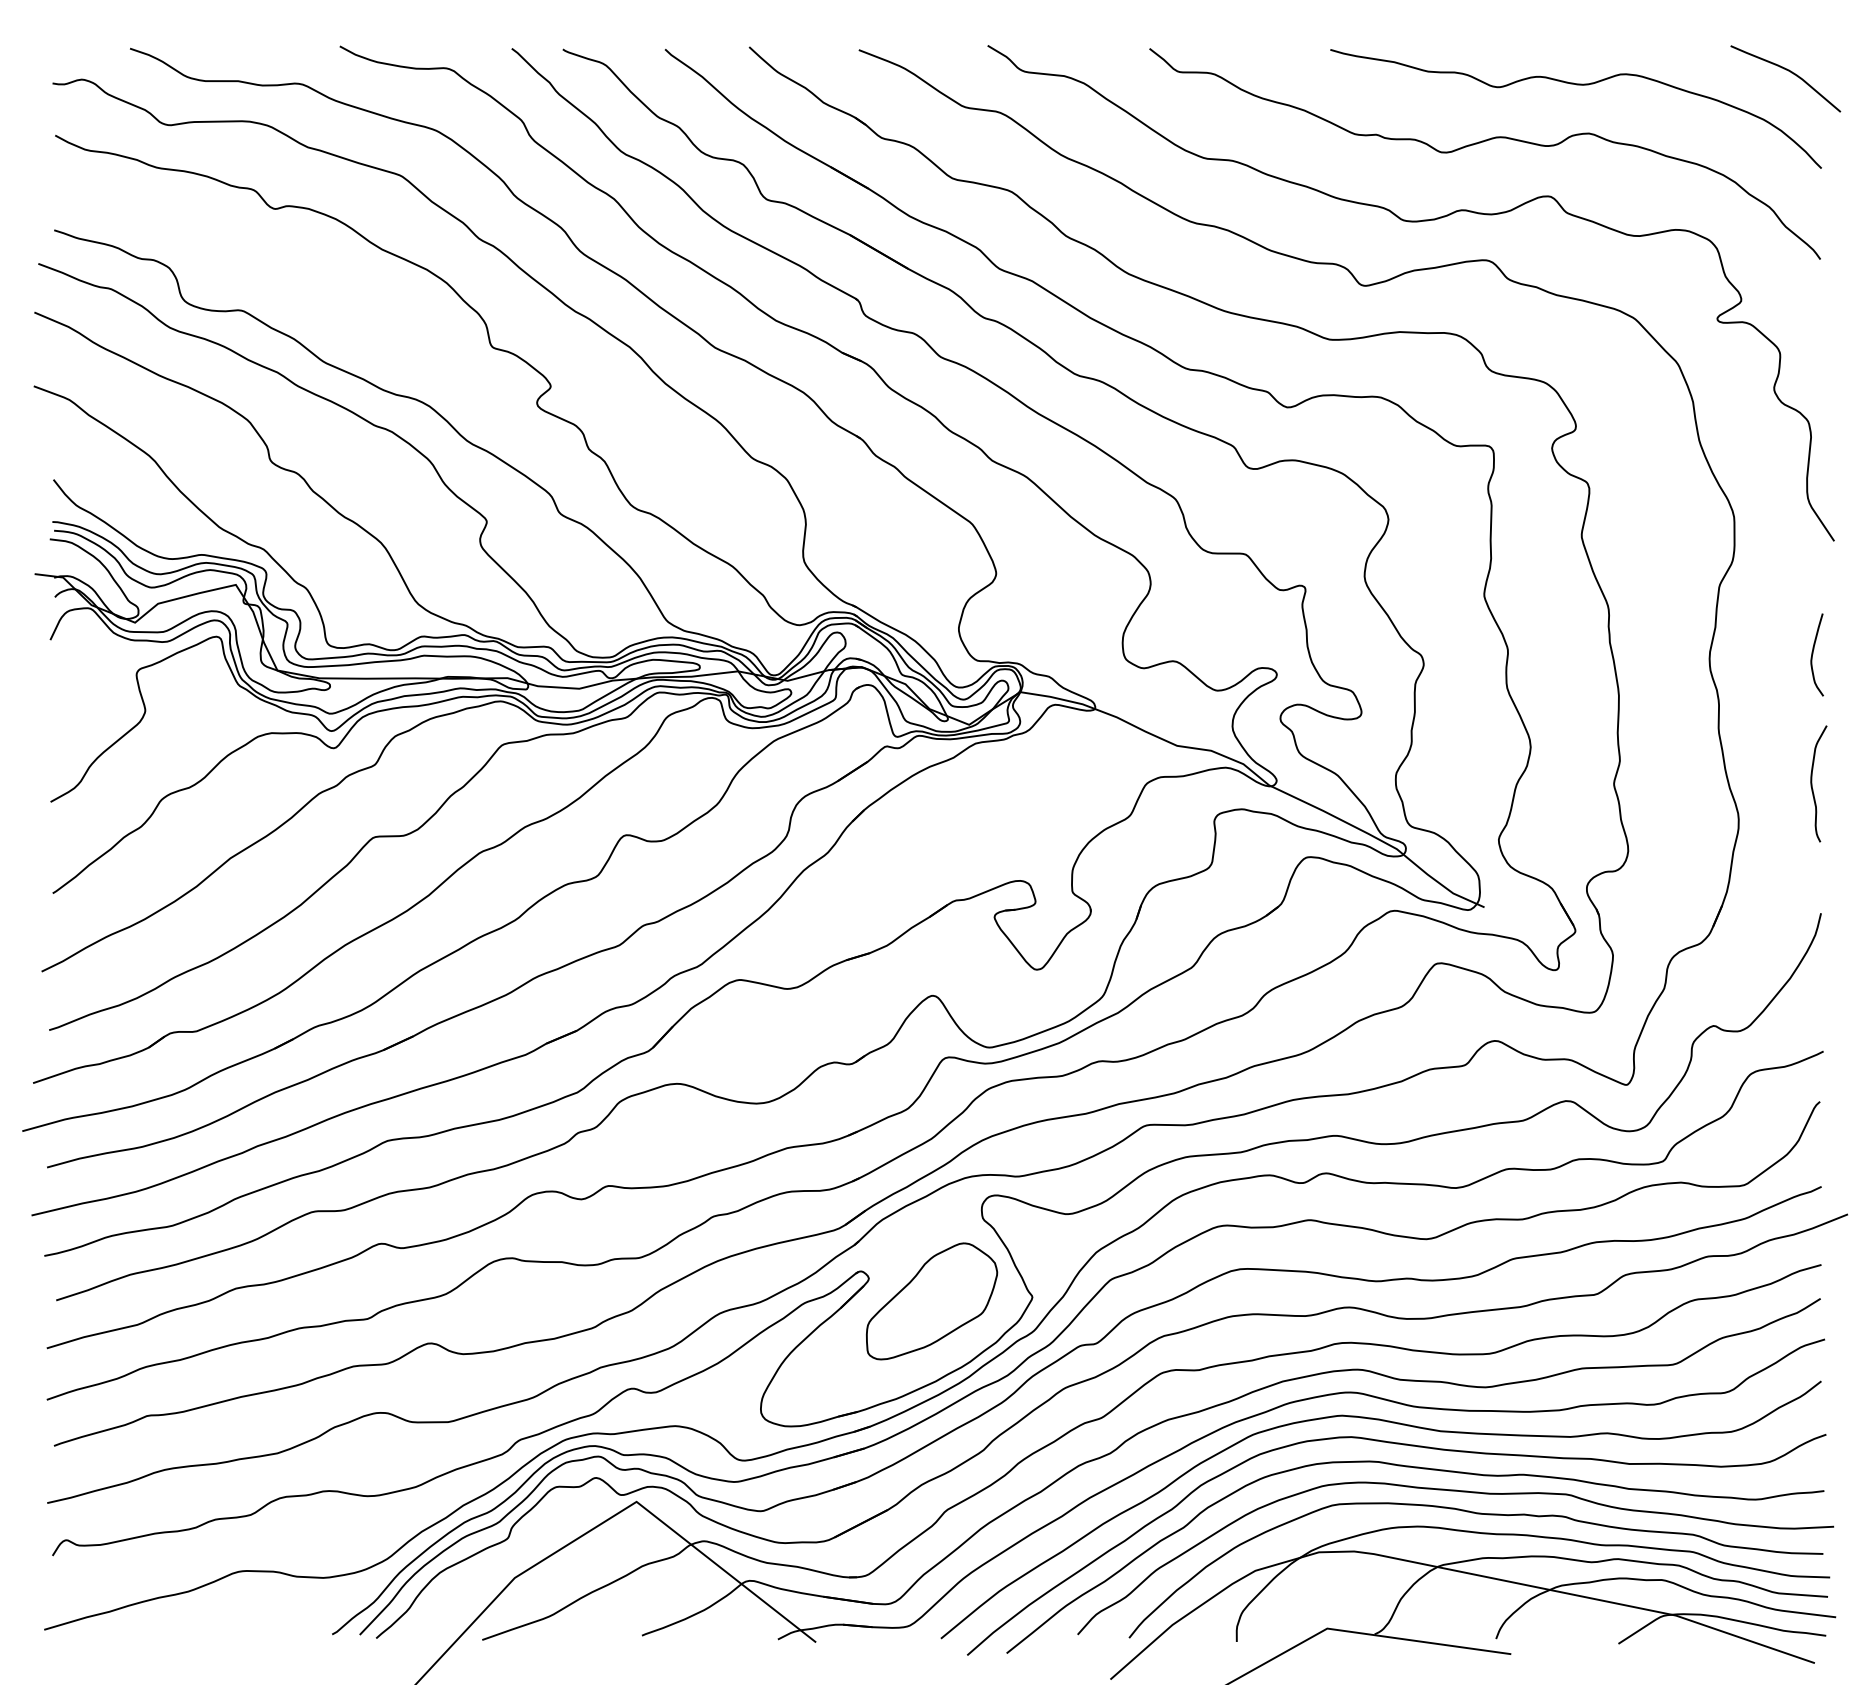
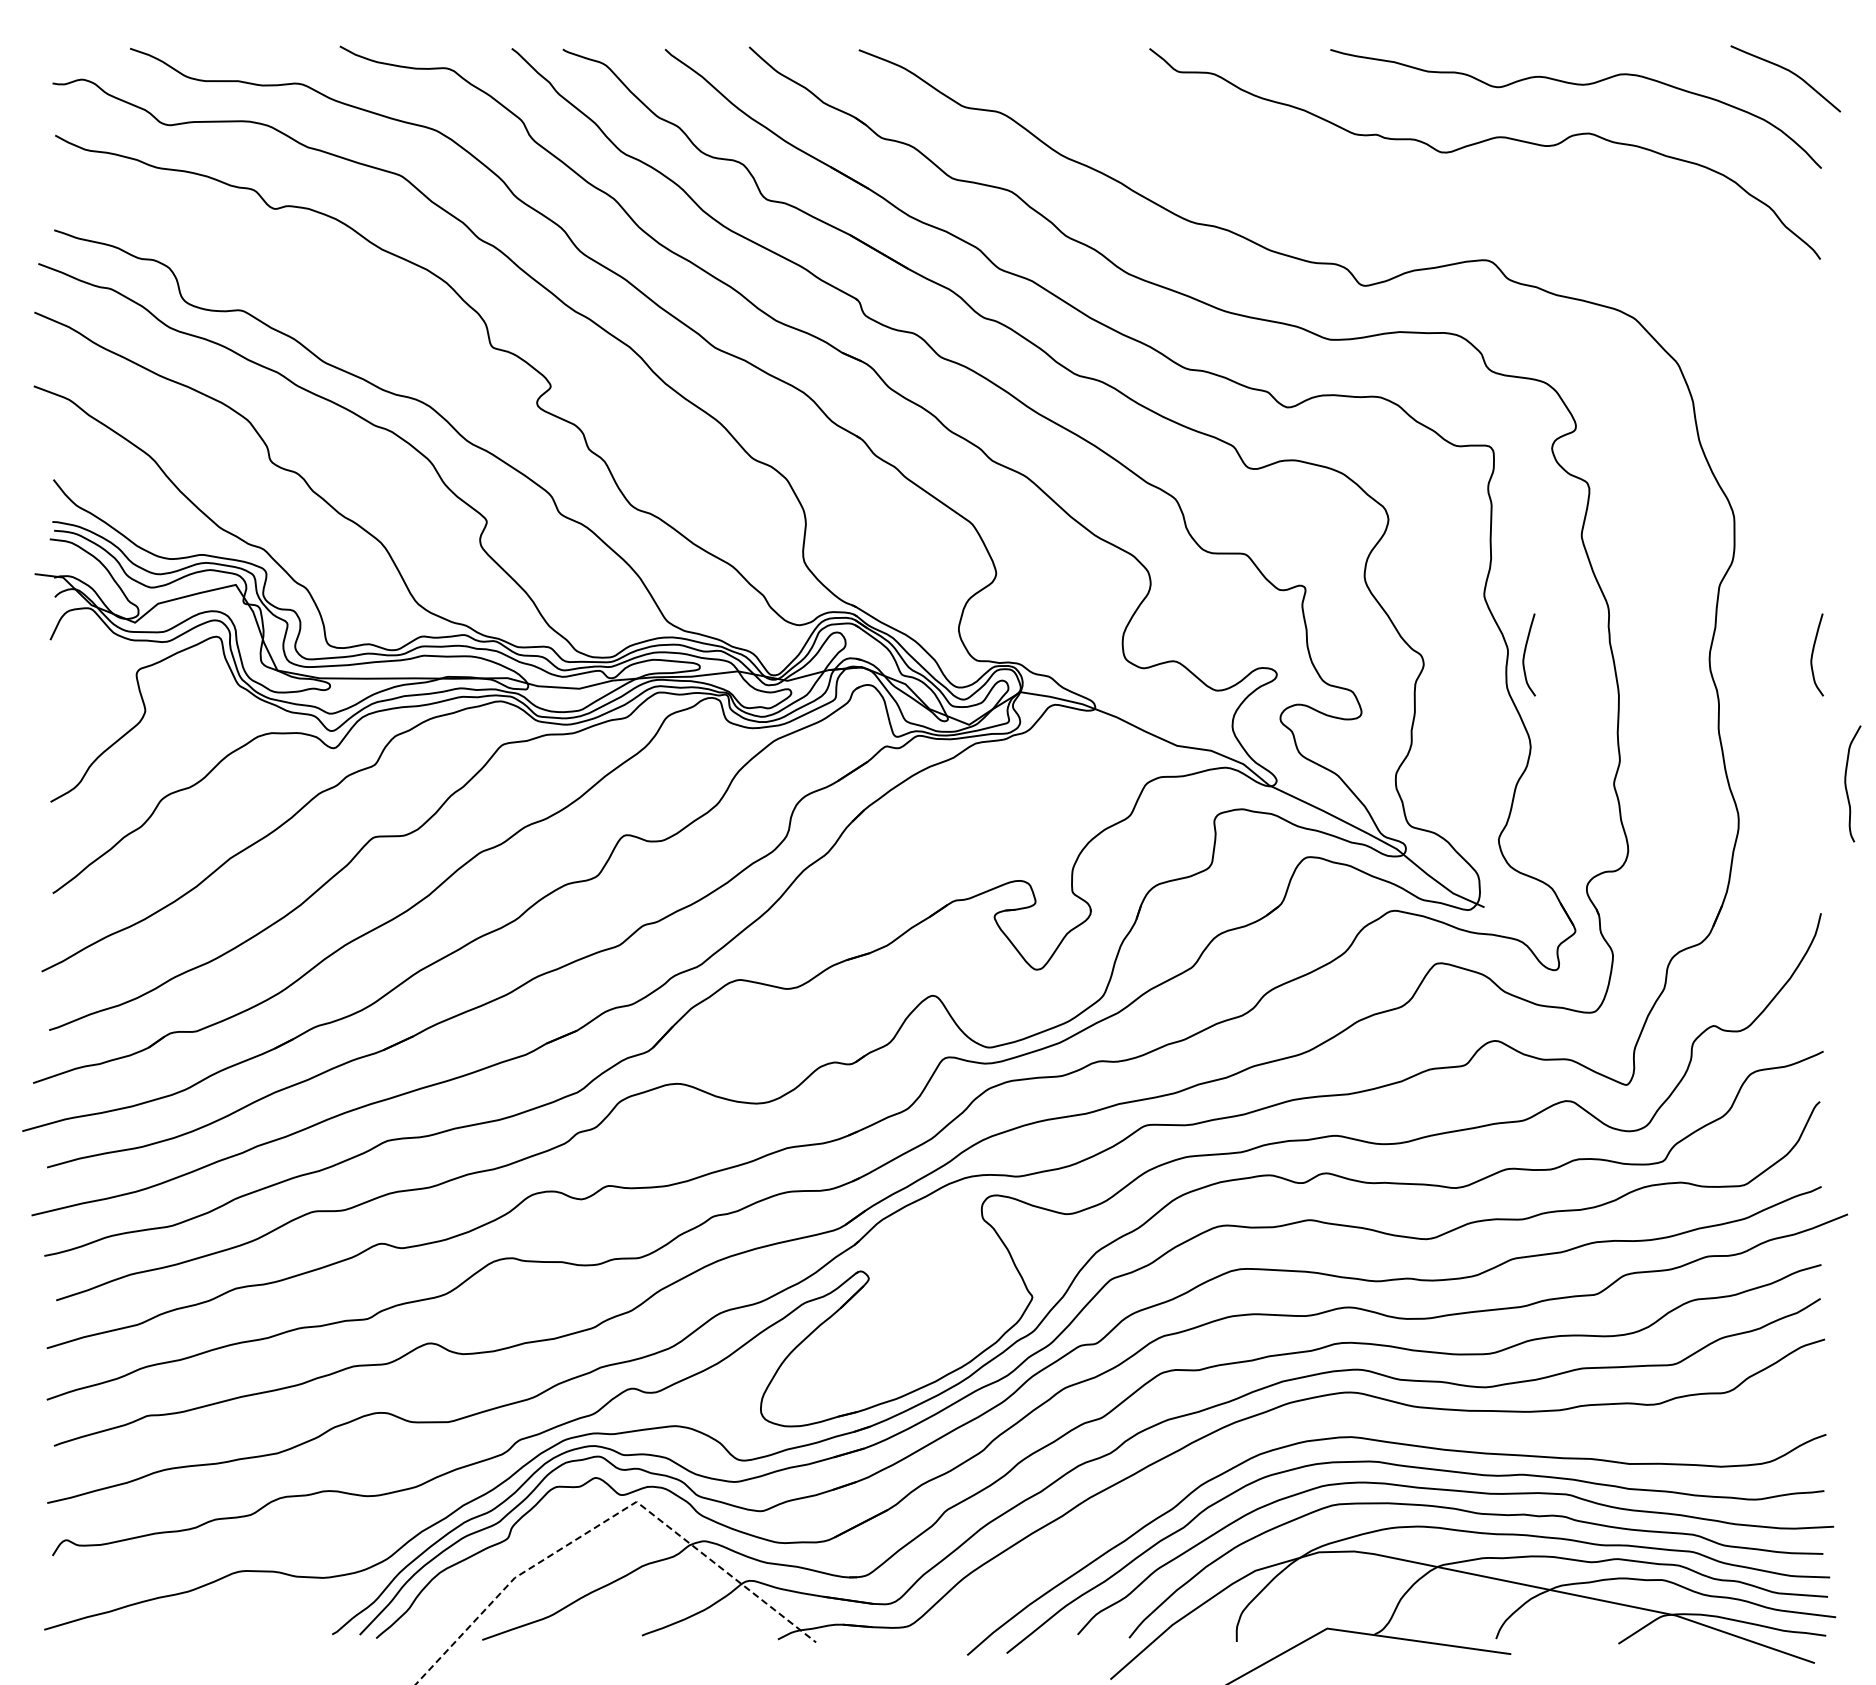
curve: present -> none (1410, 222)
curve: none -> present (1525, 654)
curve position: (1812, 783) -> (1846, 783) (1846, 783)
part: present -> none (932, 1301)
curve: present -> none (1397, 1424)
line: solid -> dashed (611, 1517)
